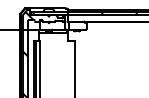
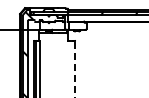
line: solid -> dashed (75, 69)
